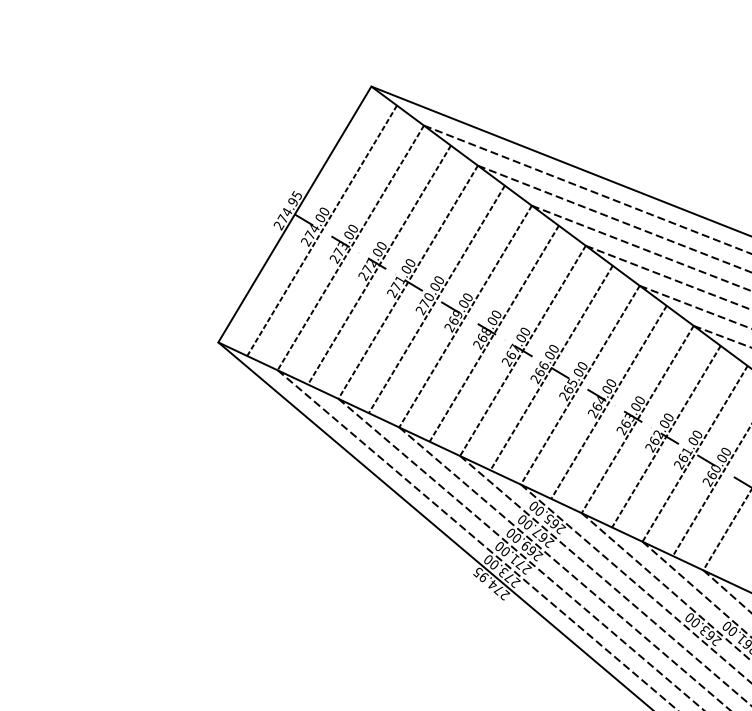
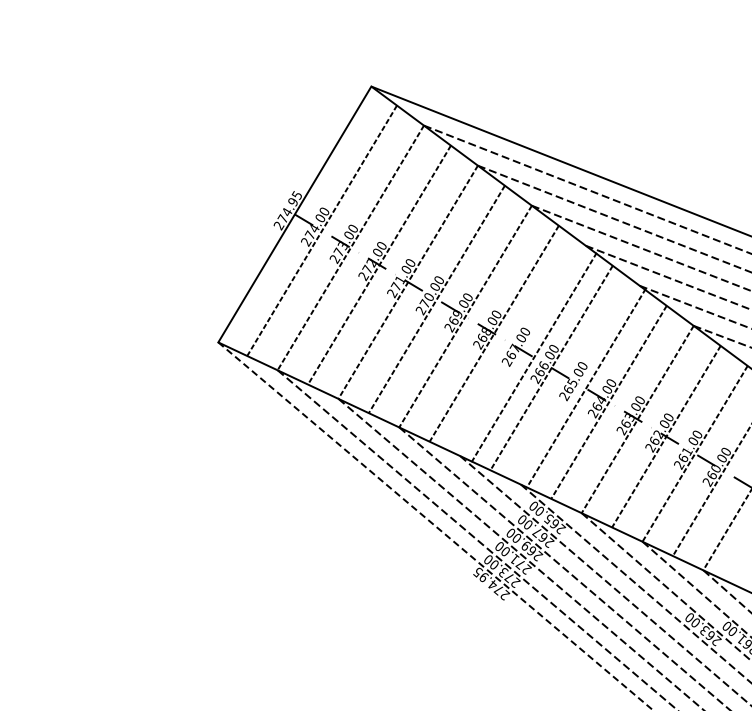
line position: (522, 350) -> (533, 357) (533, 357)
line position: (579, 384) -> (585, 387) (585, 387)
line: solid -> dashed (436, 526)
